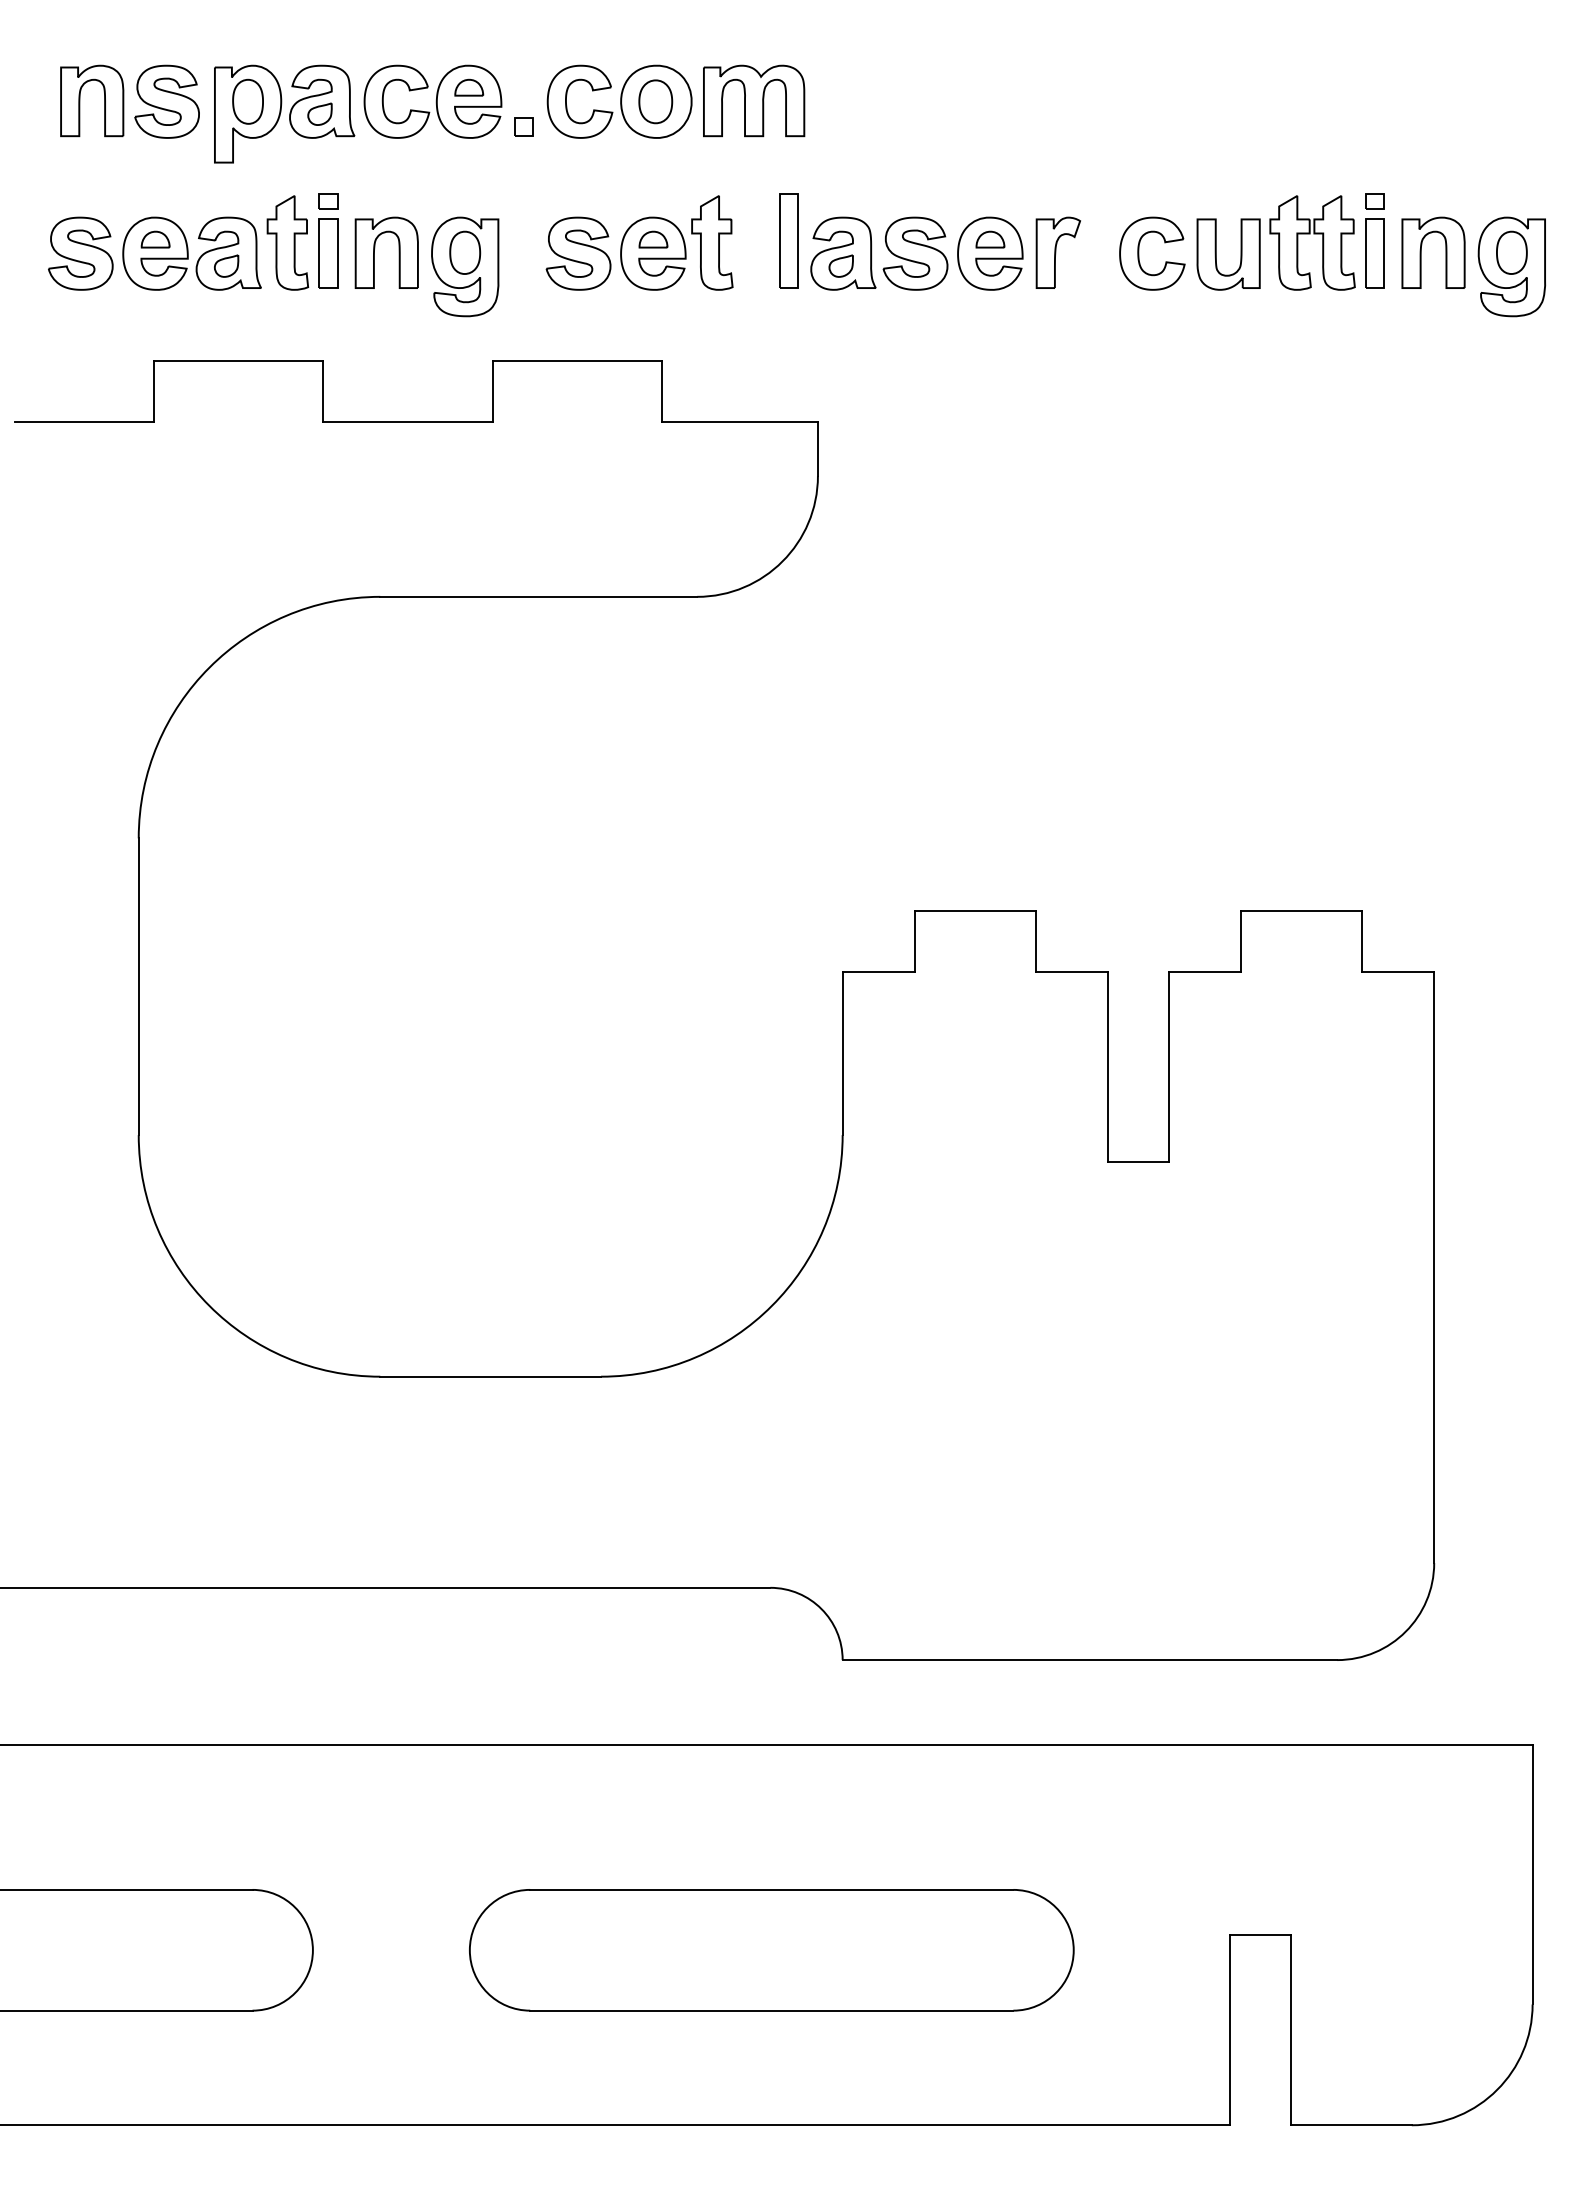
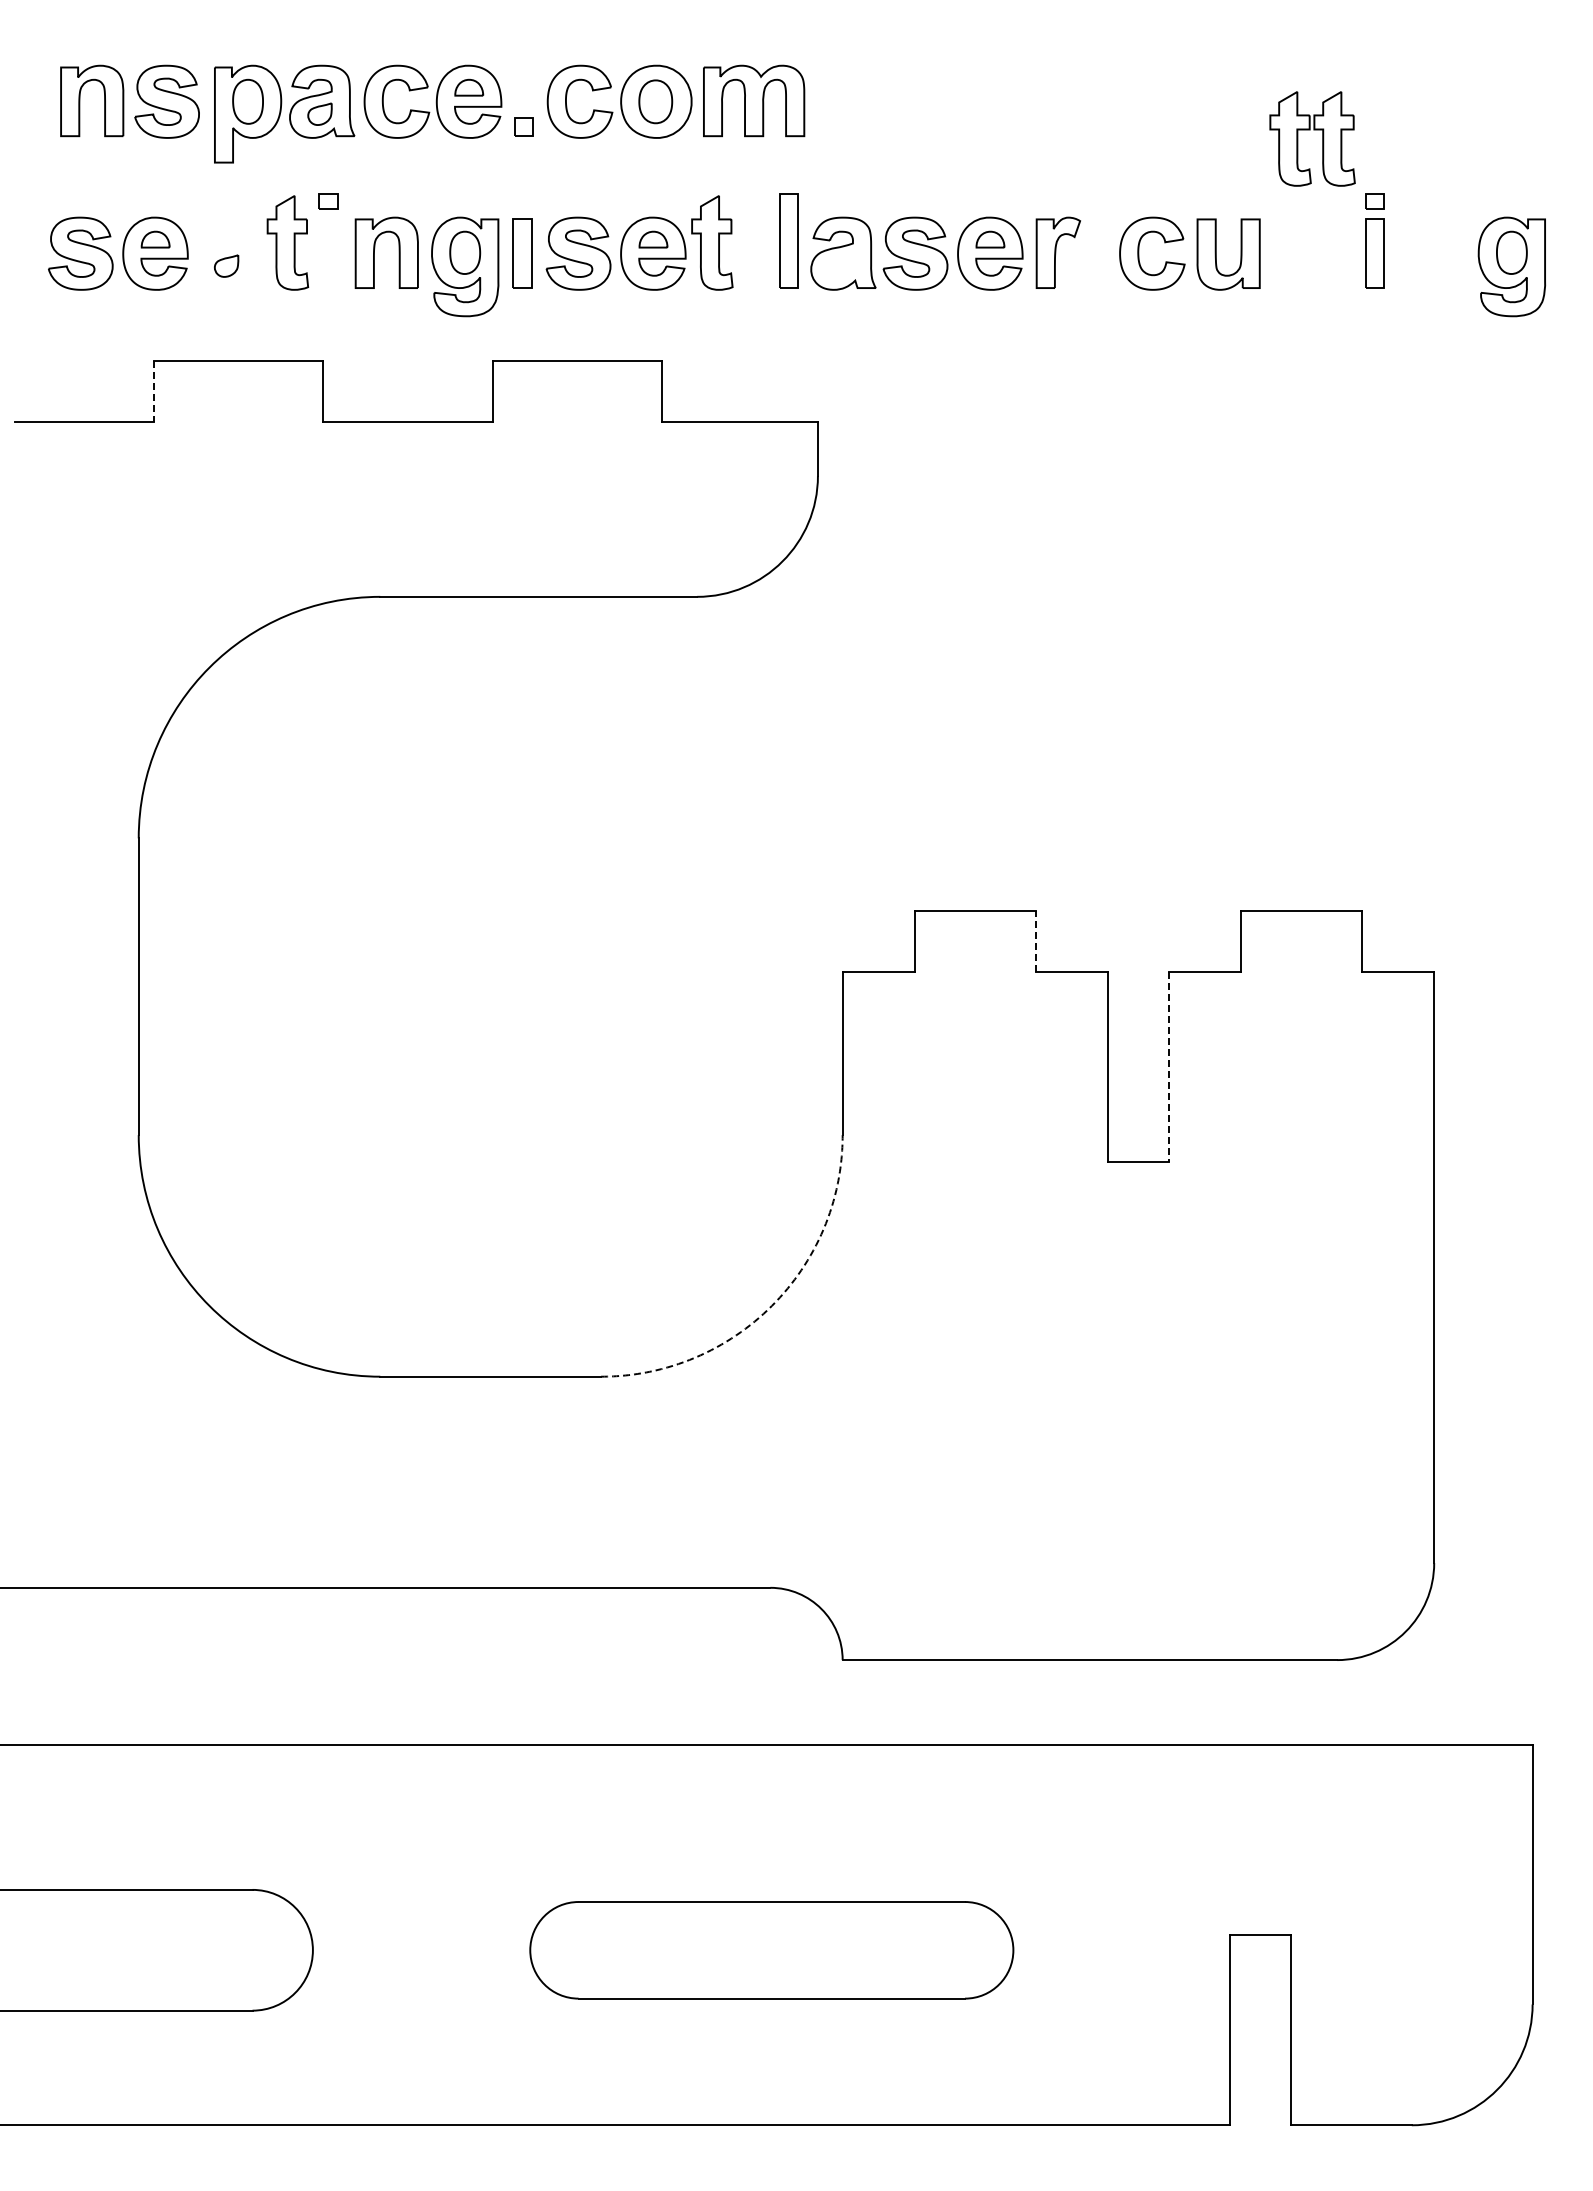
part position: (1313, 234) -> (1313, 130) (1313, 130)
part: present -> none (1421, 252)
part: present -> none (228, 253)
part position: (328, 253) -> (522, 253) (522, 253)
part: present -> none (840, 265)
line: solid -> dashed (154, 391)
line: solid -> dashed (1035, 940)
line: solid -> dashed (1168, 1067)
arc: solid -> dashed (771, 1305)
part size: 606x123 px -> 486x99 px (771, 1950)
